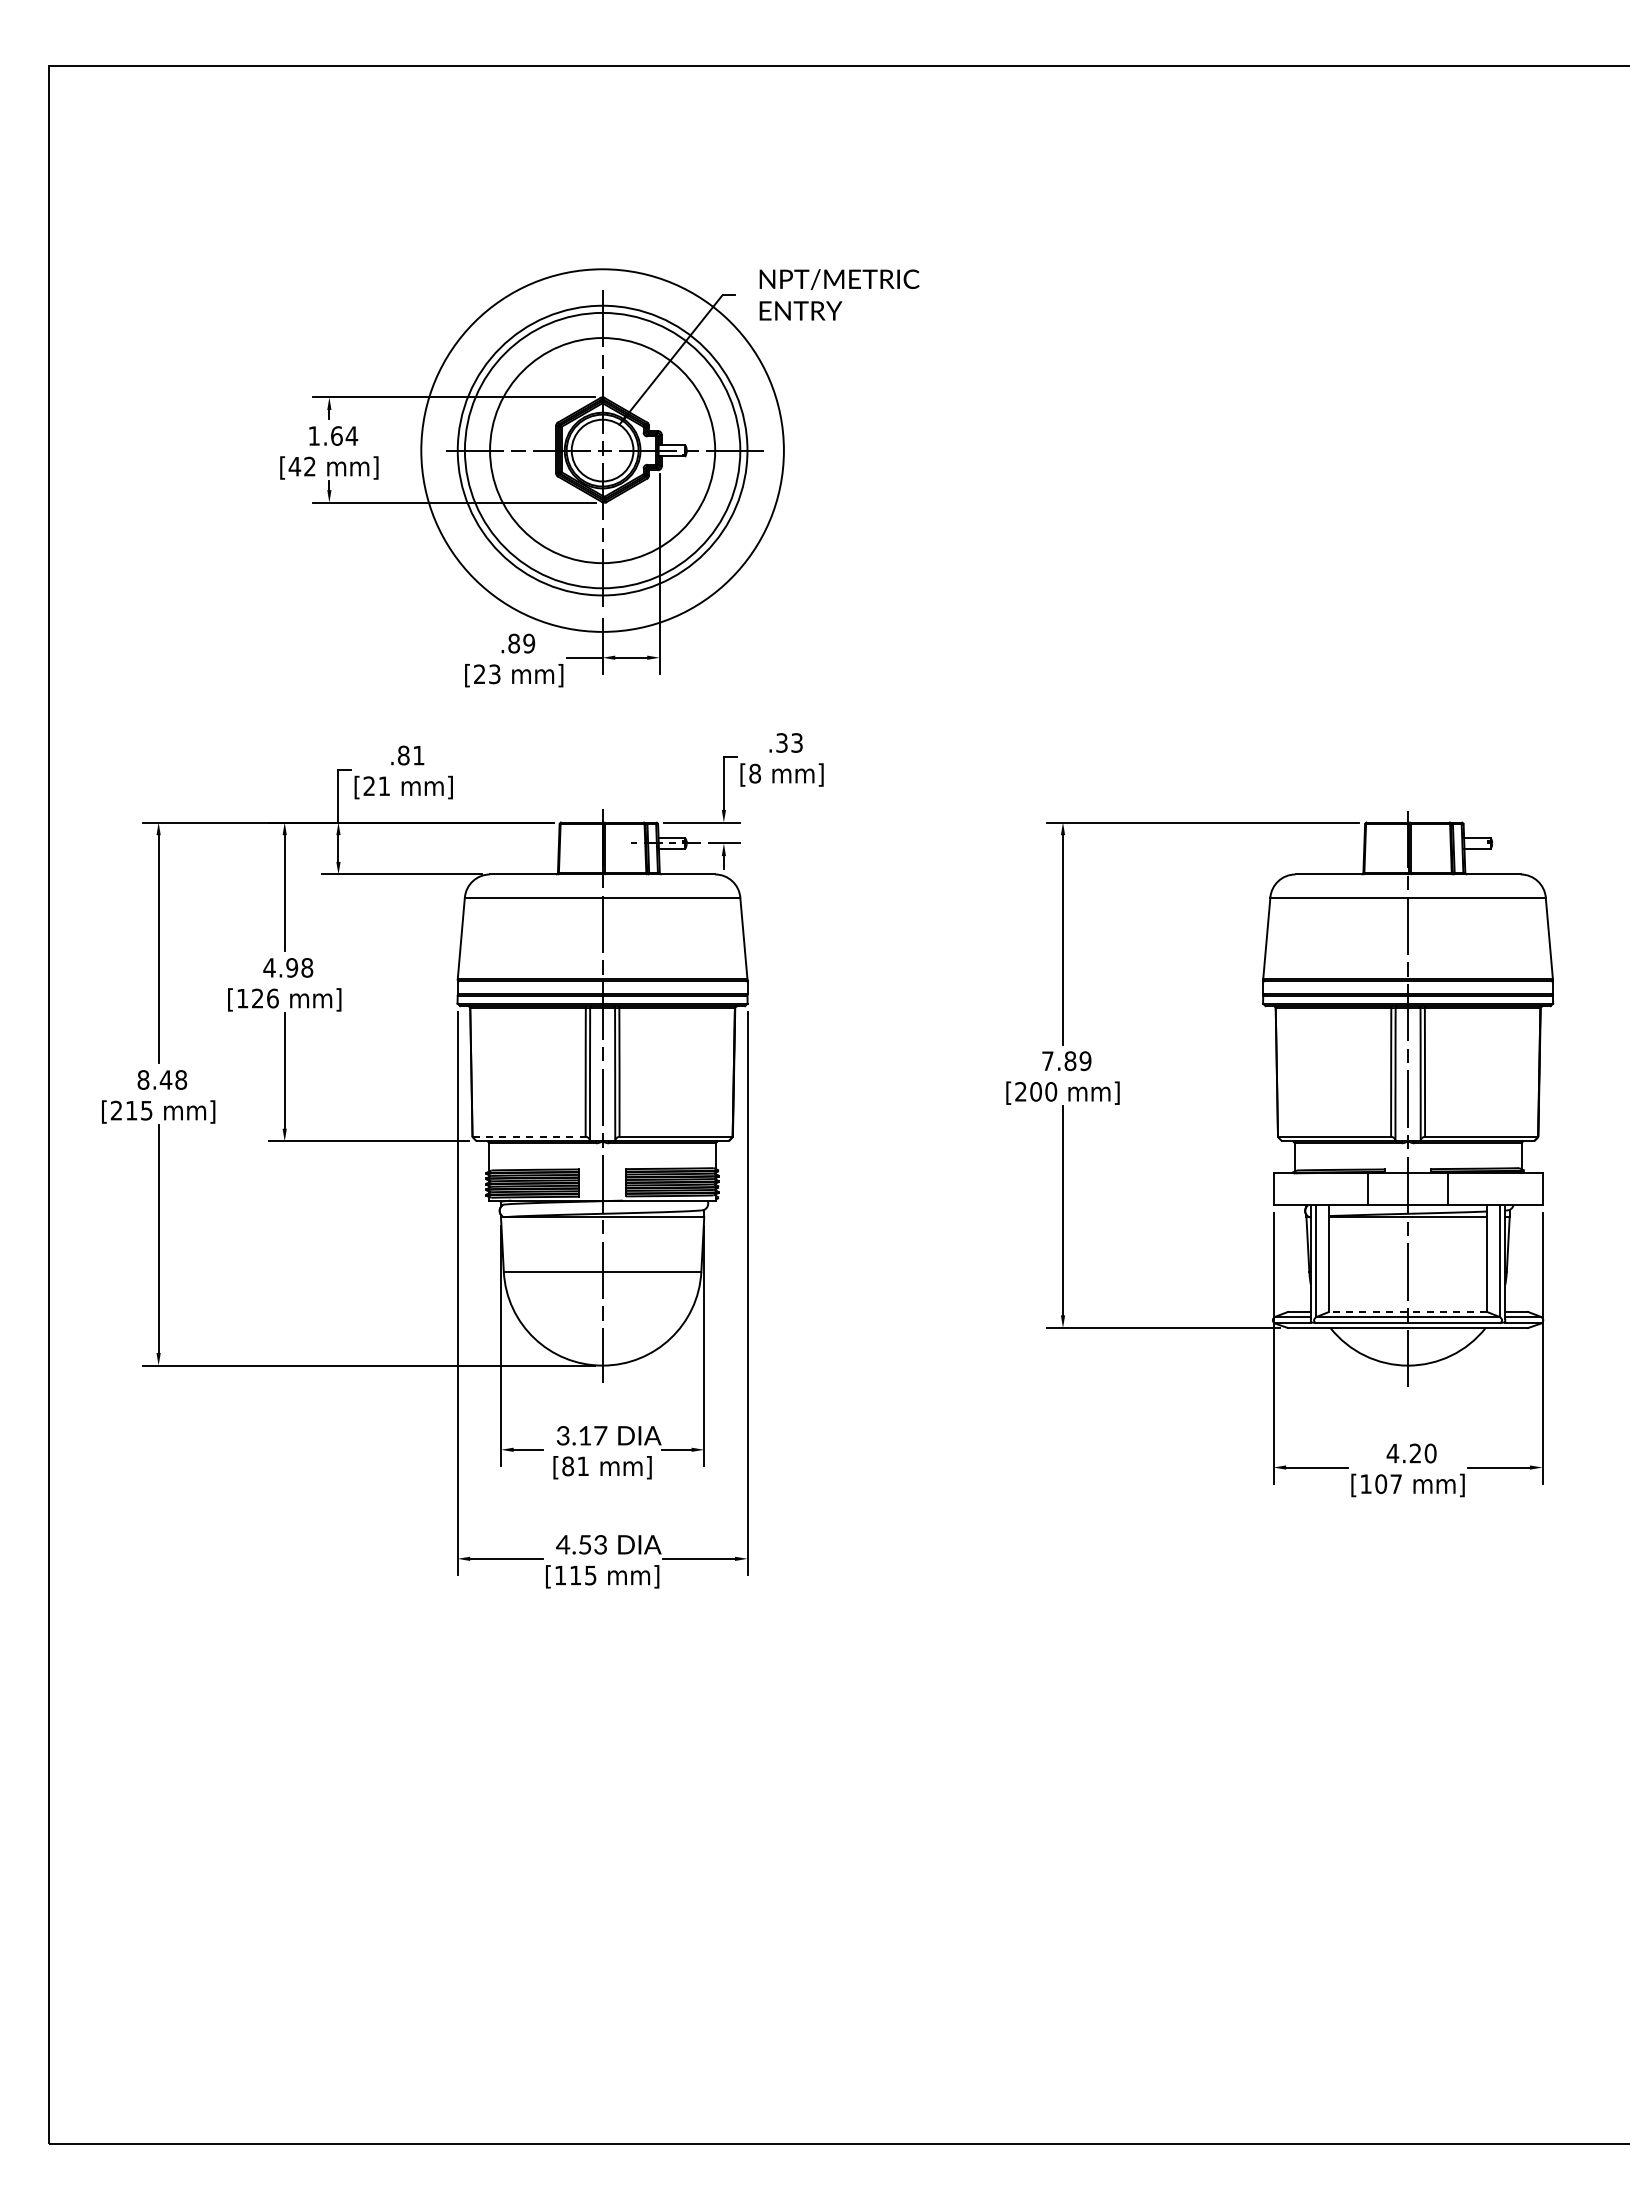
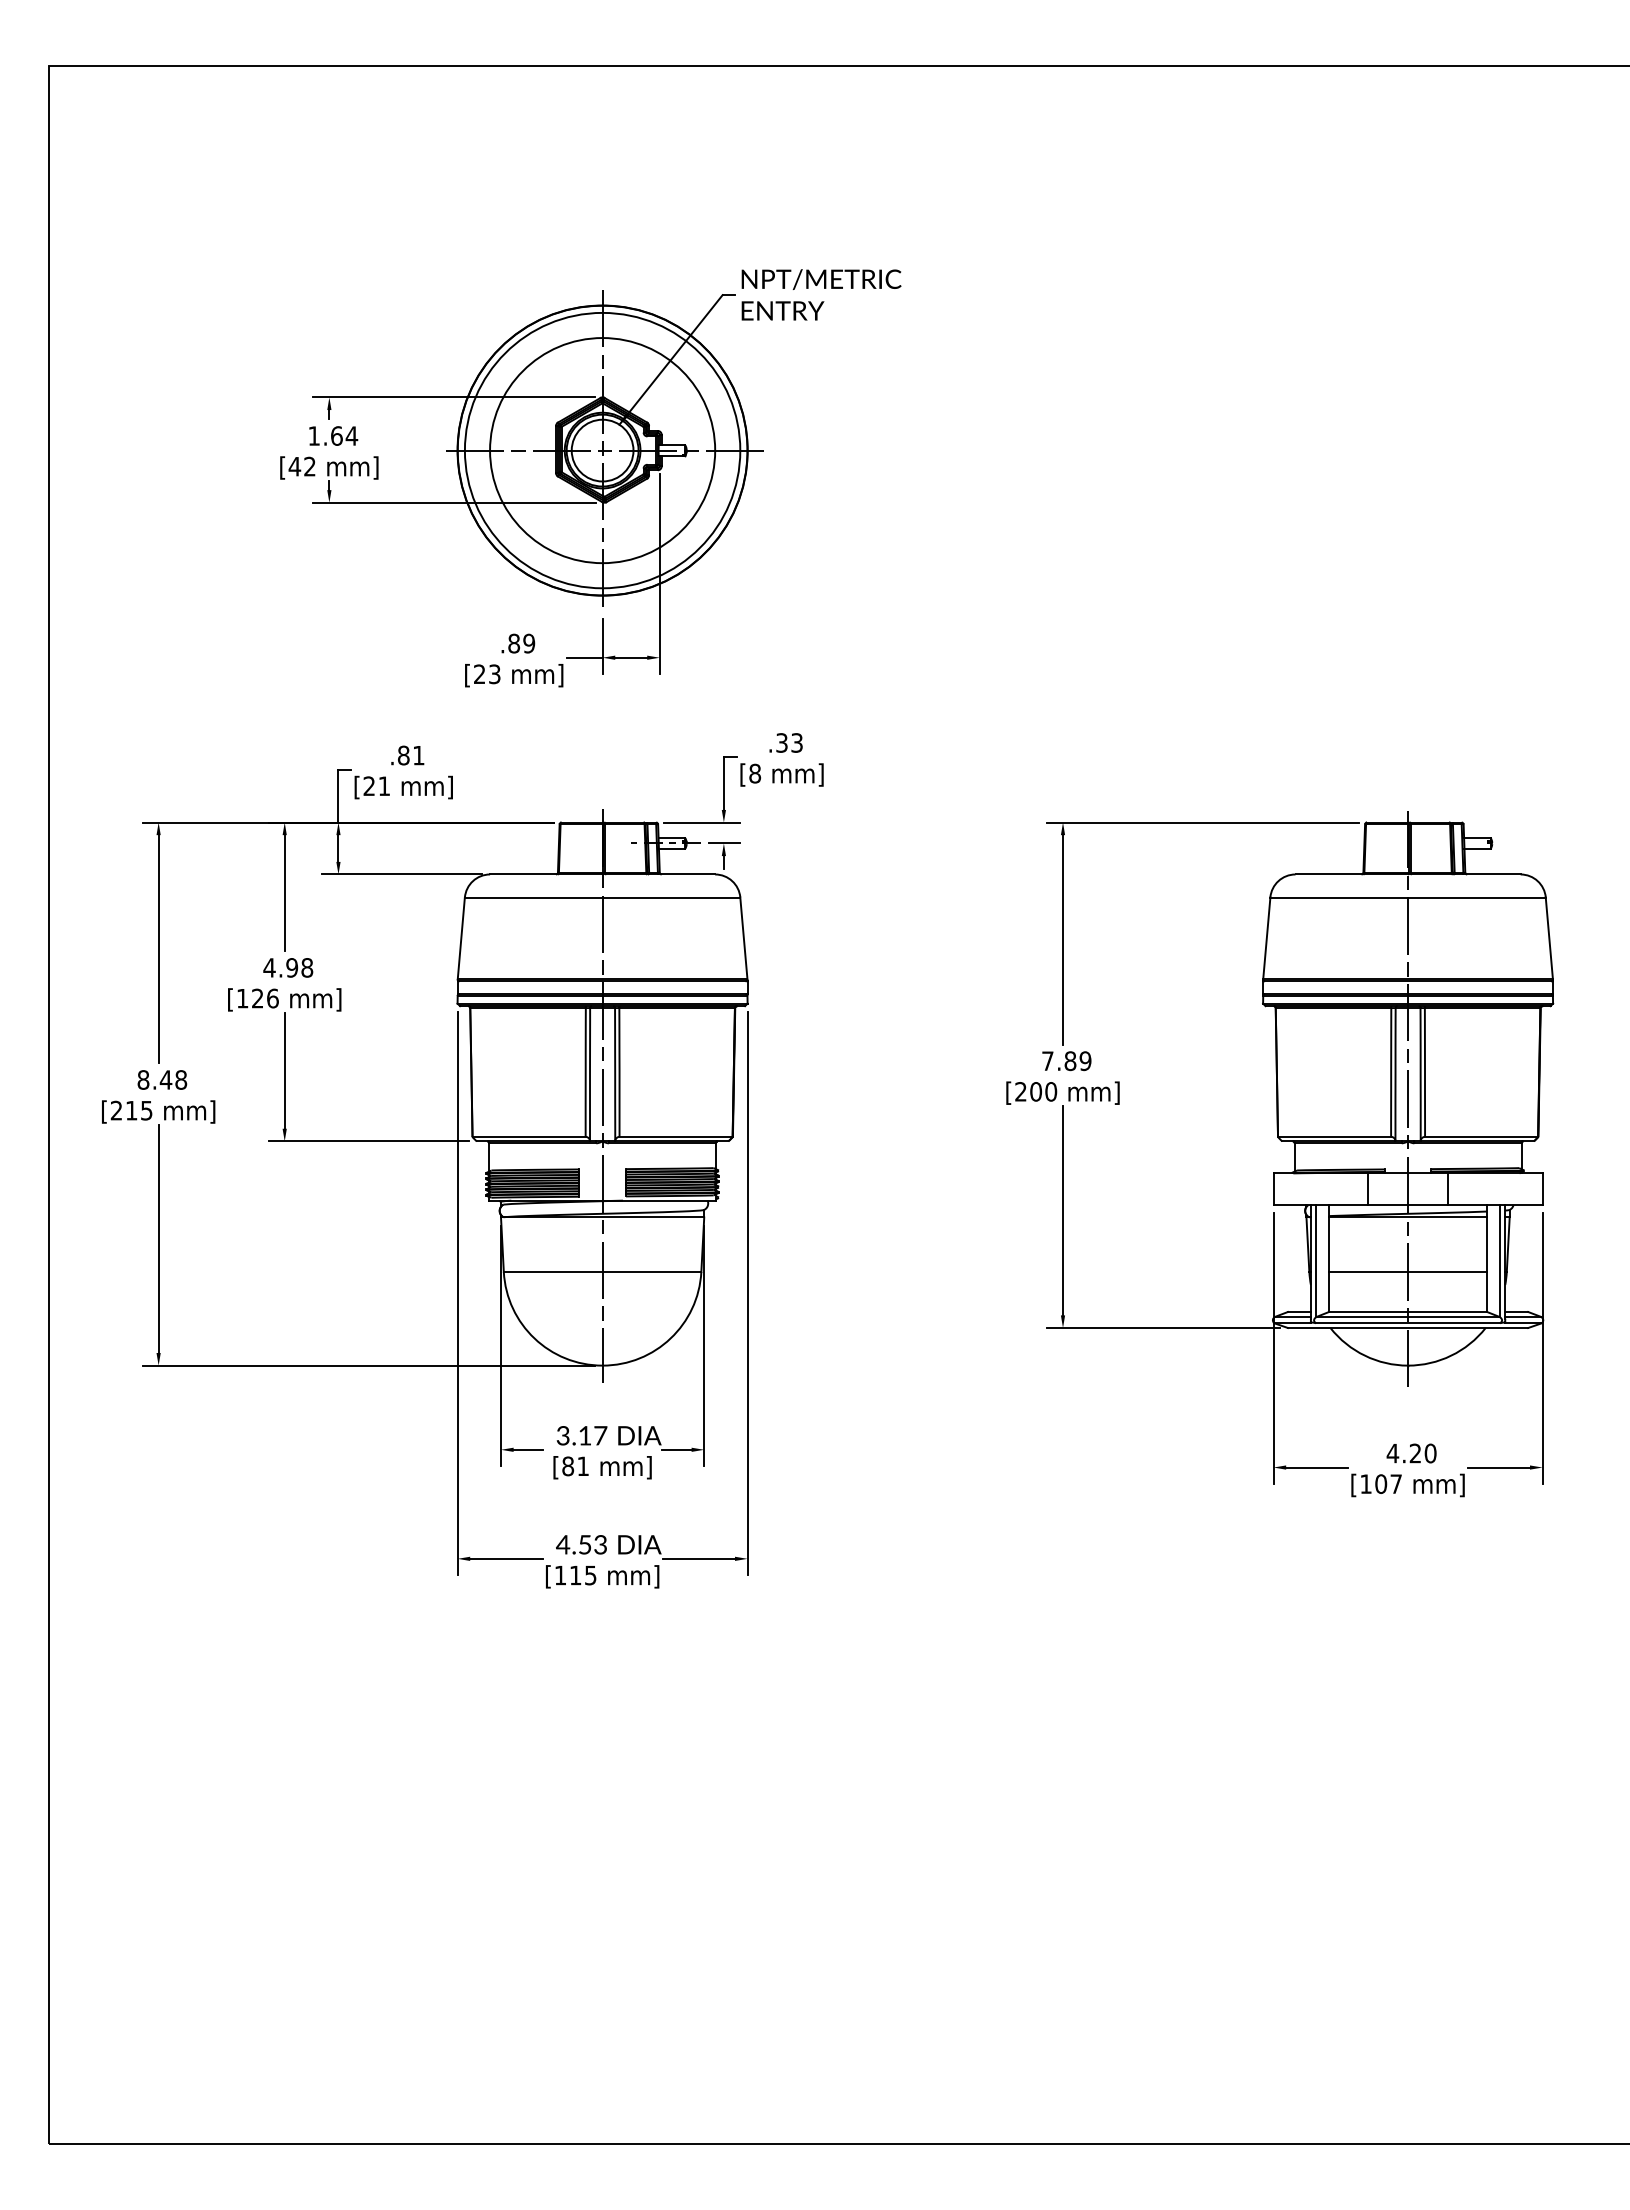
text position: (839, 294) -> (821, 294) (821, 294)
circle diameter: 363 px -> 290 px (602, 450)
line: dashed -> solid (529, 1136)
line: none -> present (1408, 1271)
line: dashed -> solid (1407, 1312)
